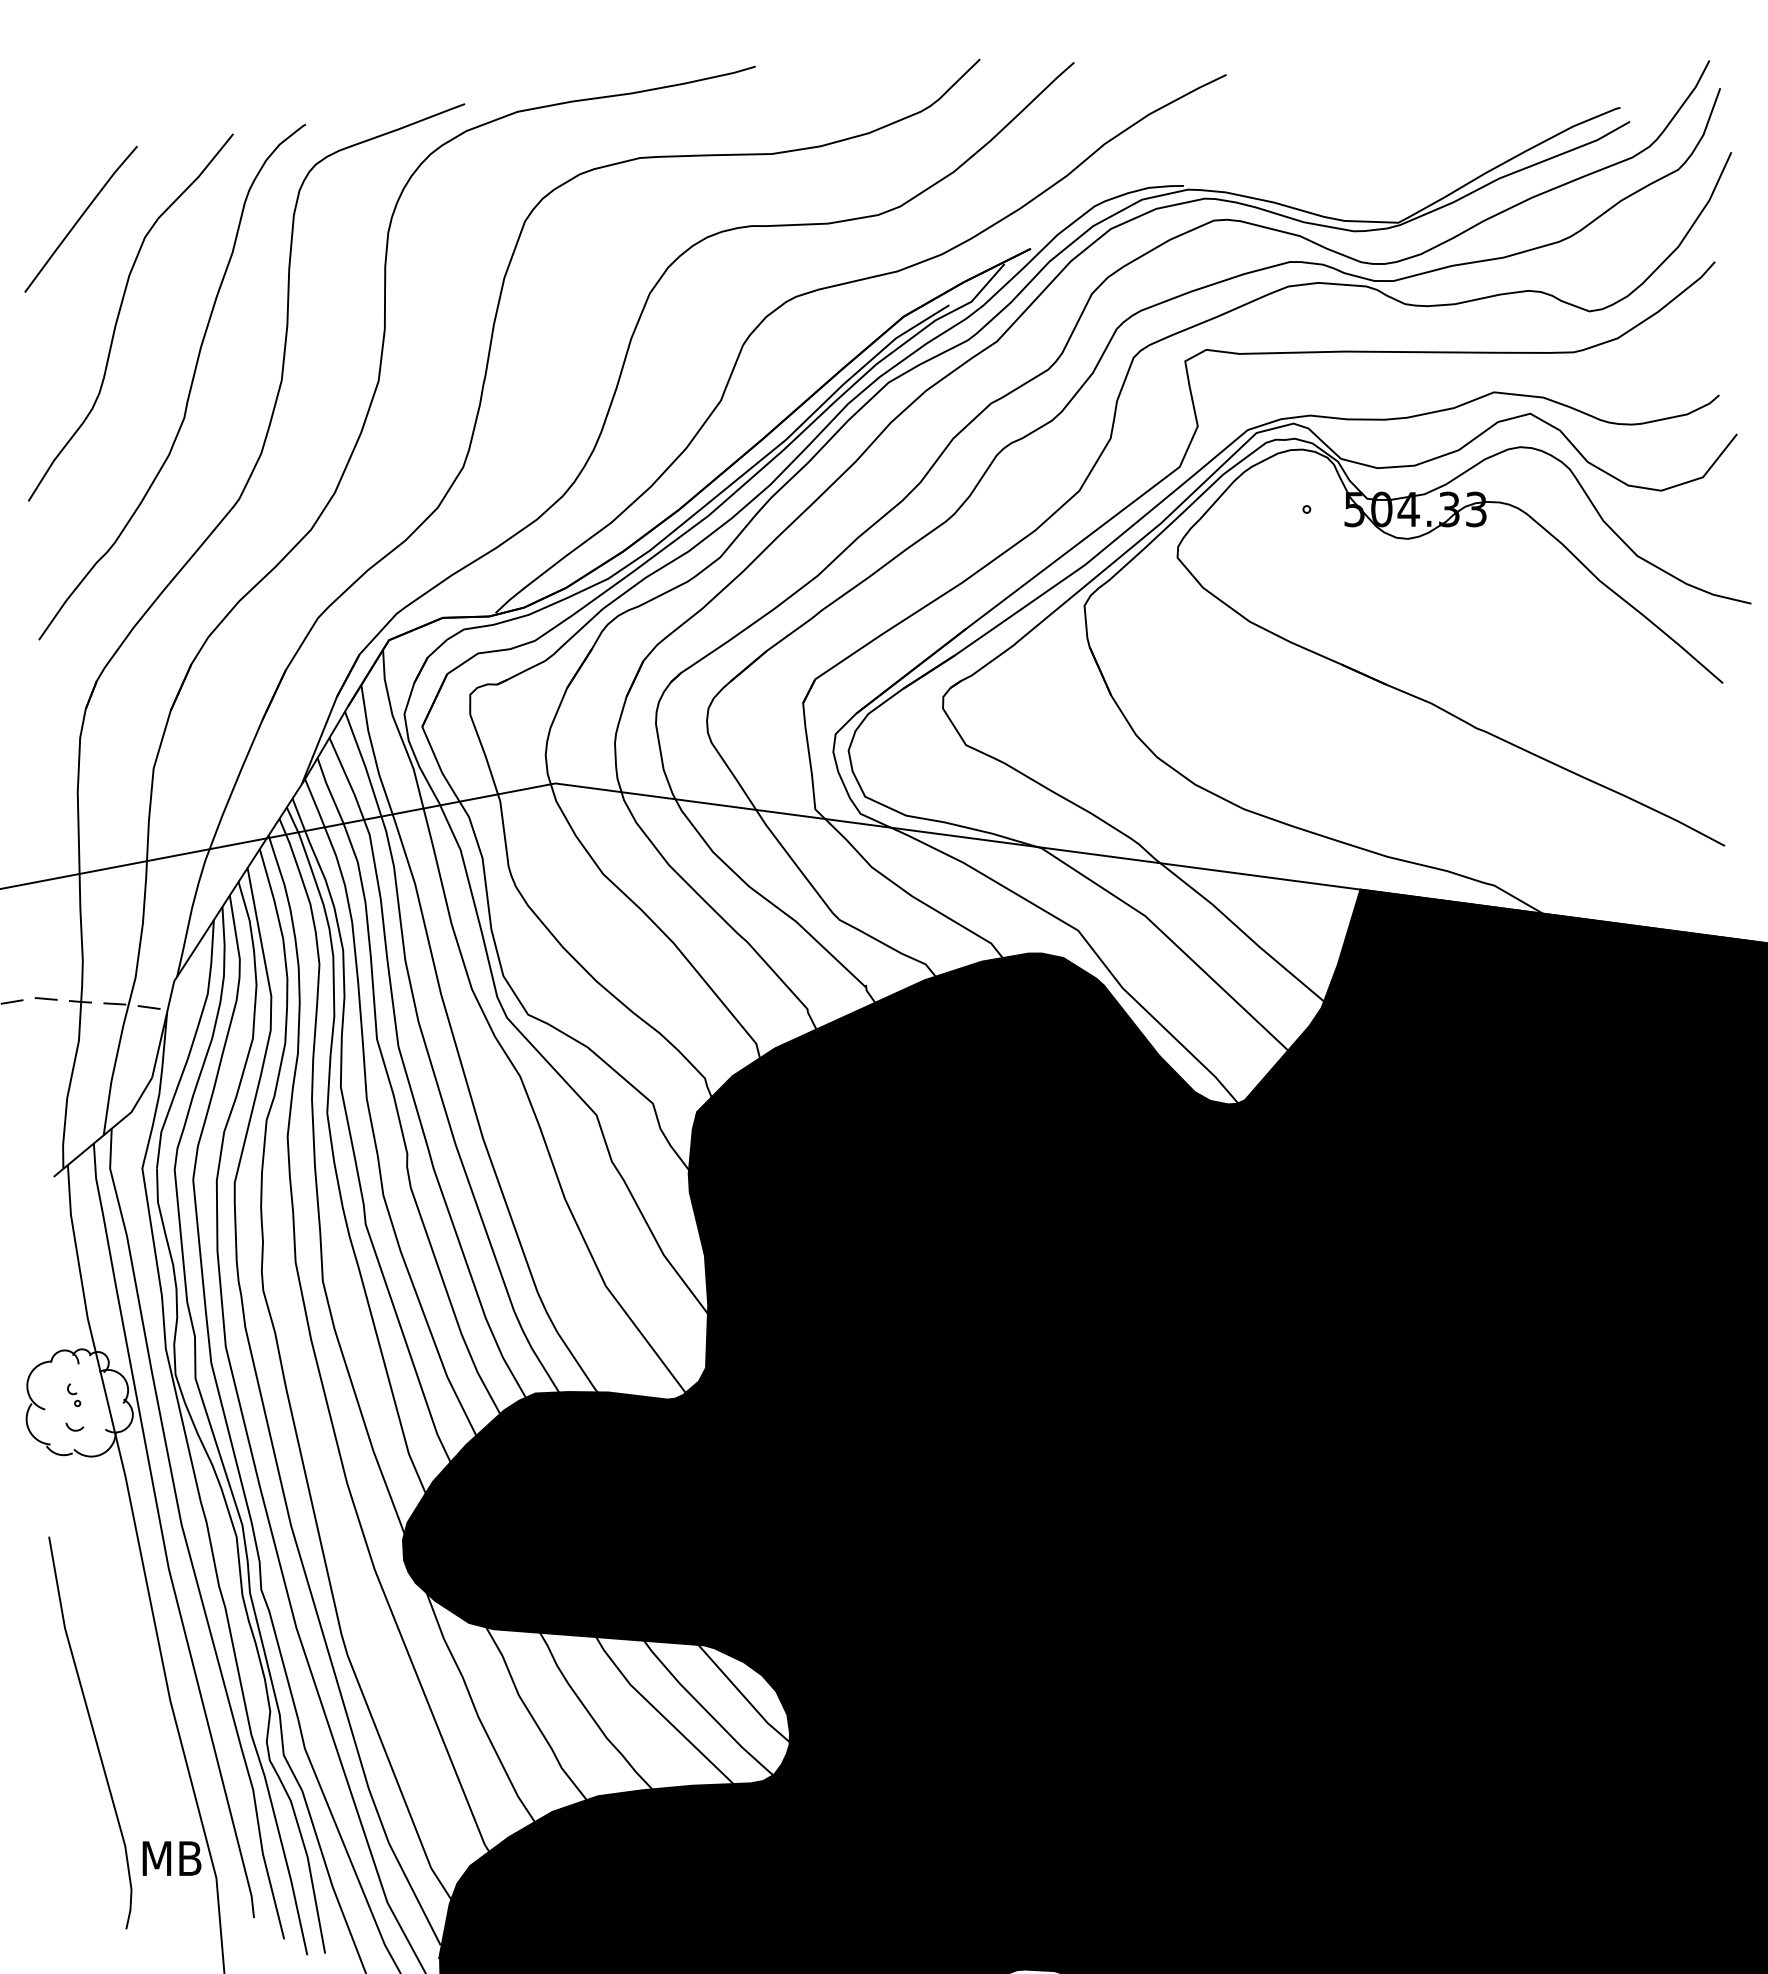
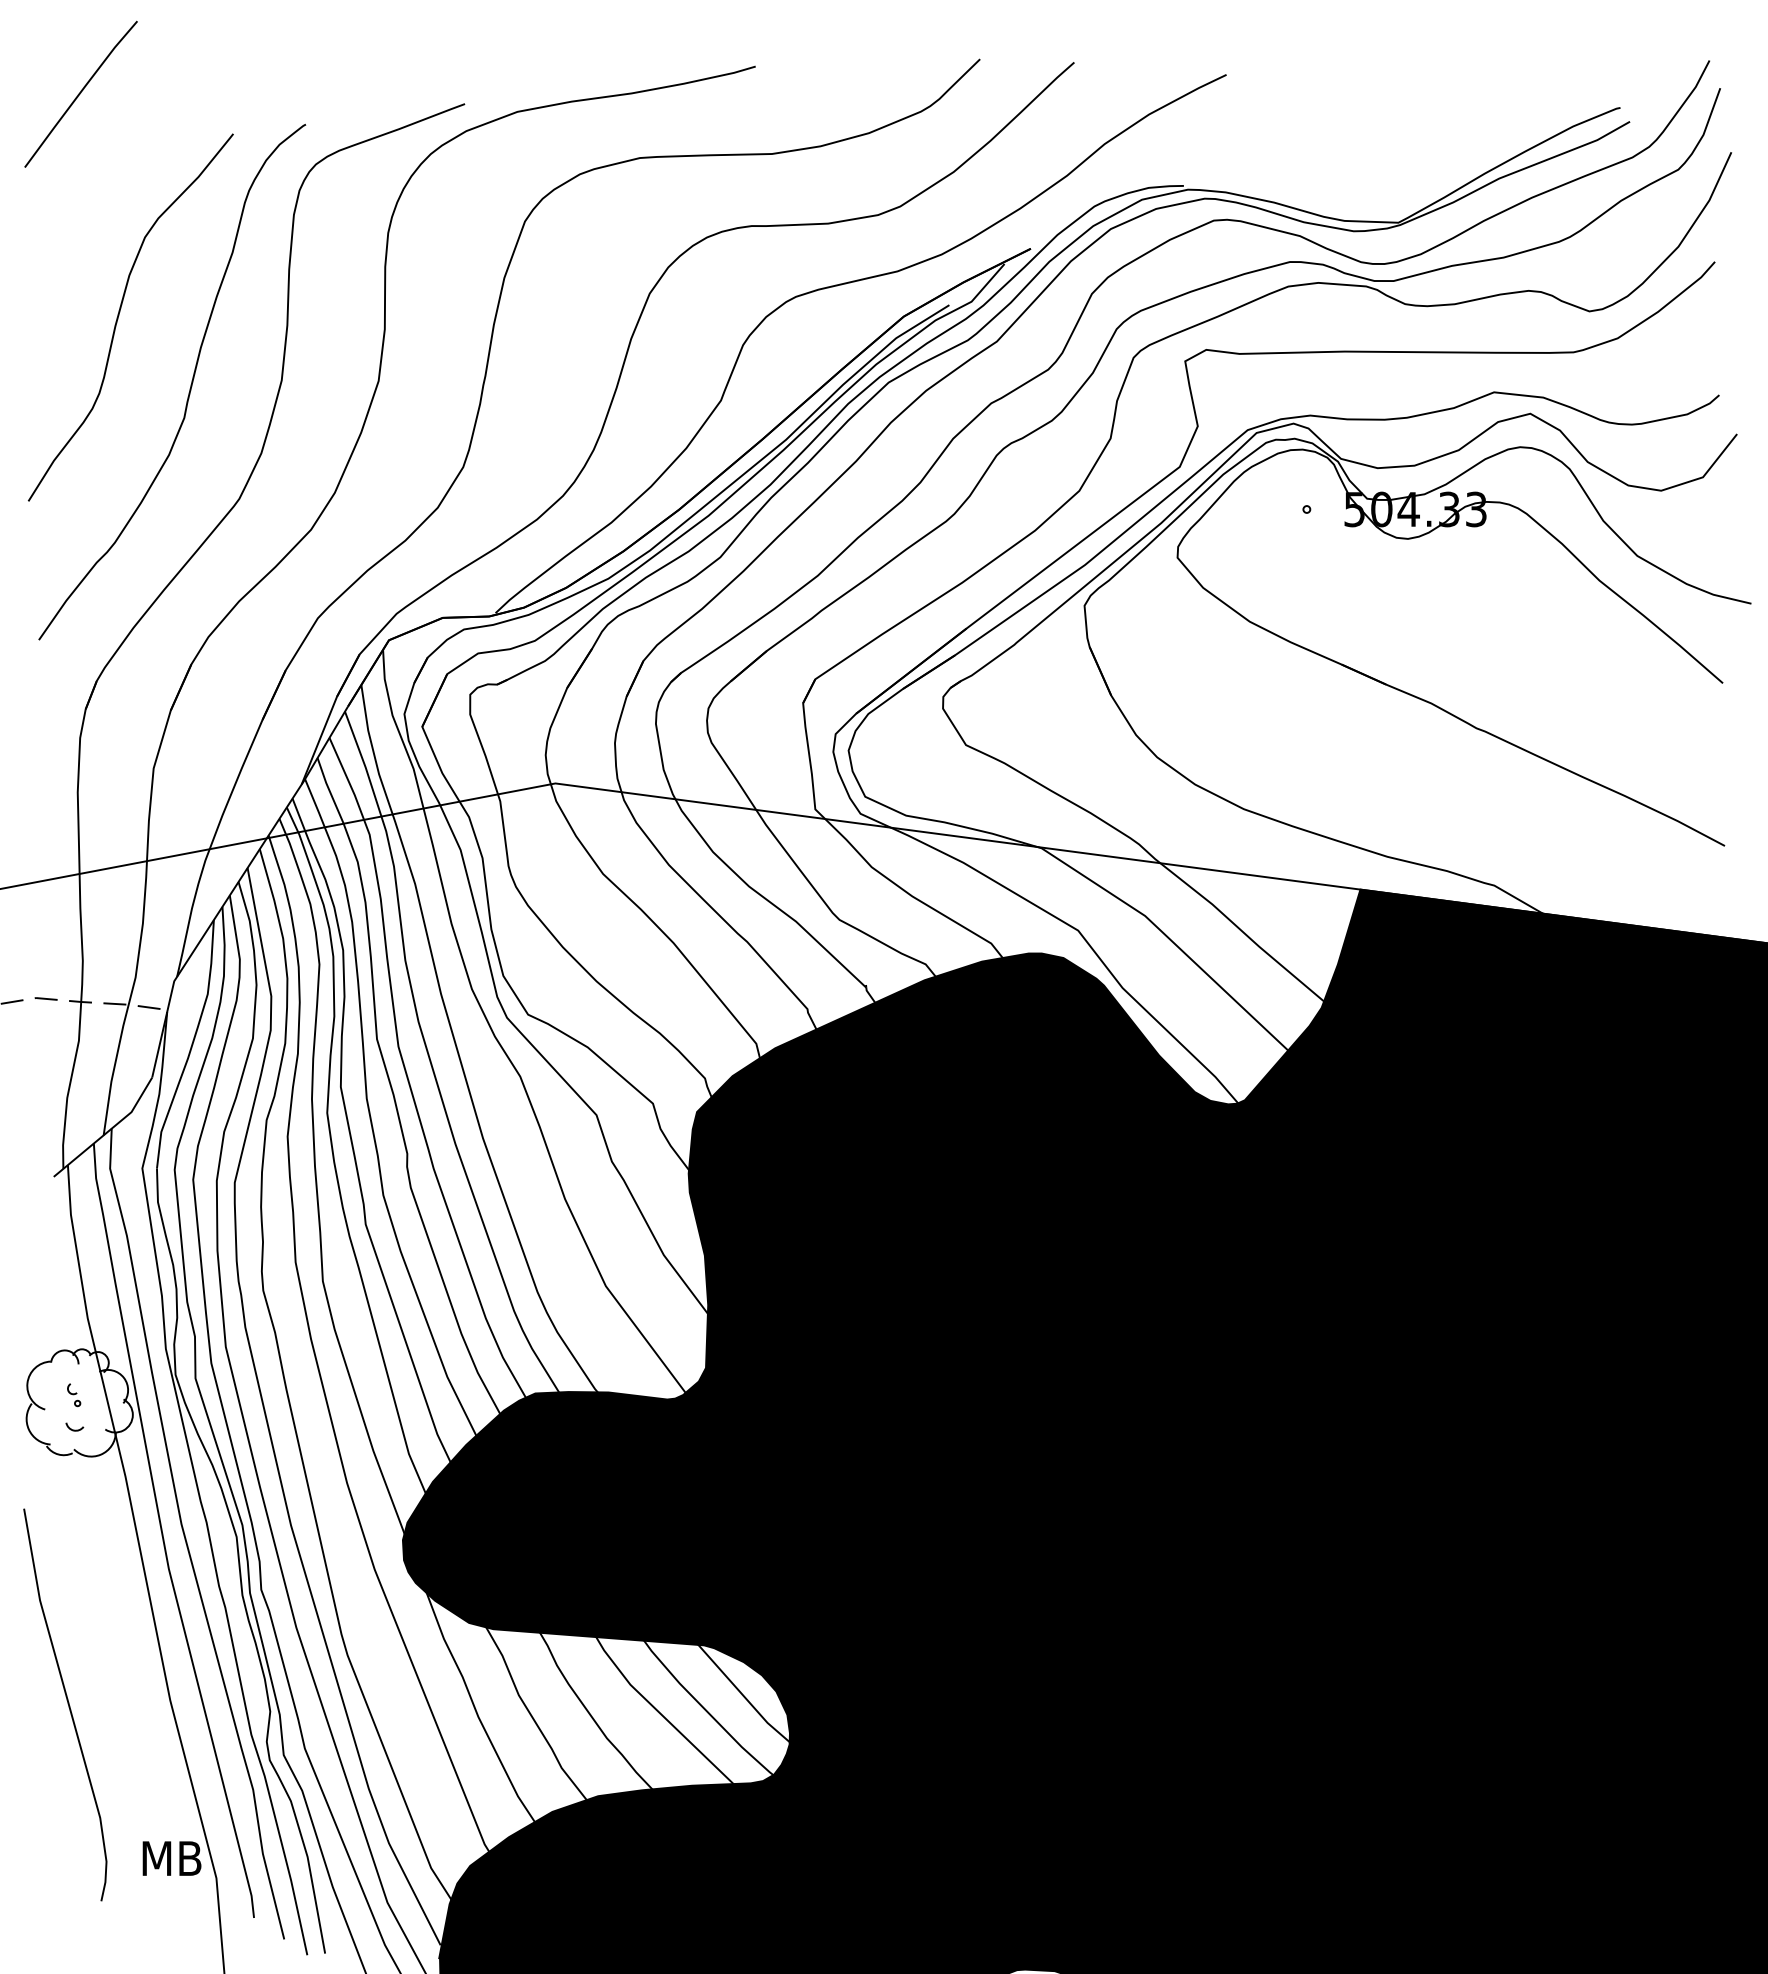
line position: (80, 218) -> (80, 93) (80, 93)
curve position: (92, 1732) -> (67, 1704) (67, 1704)
